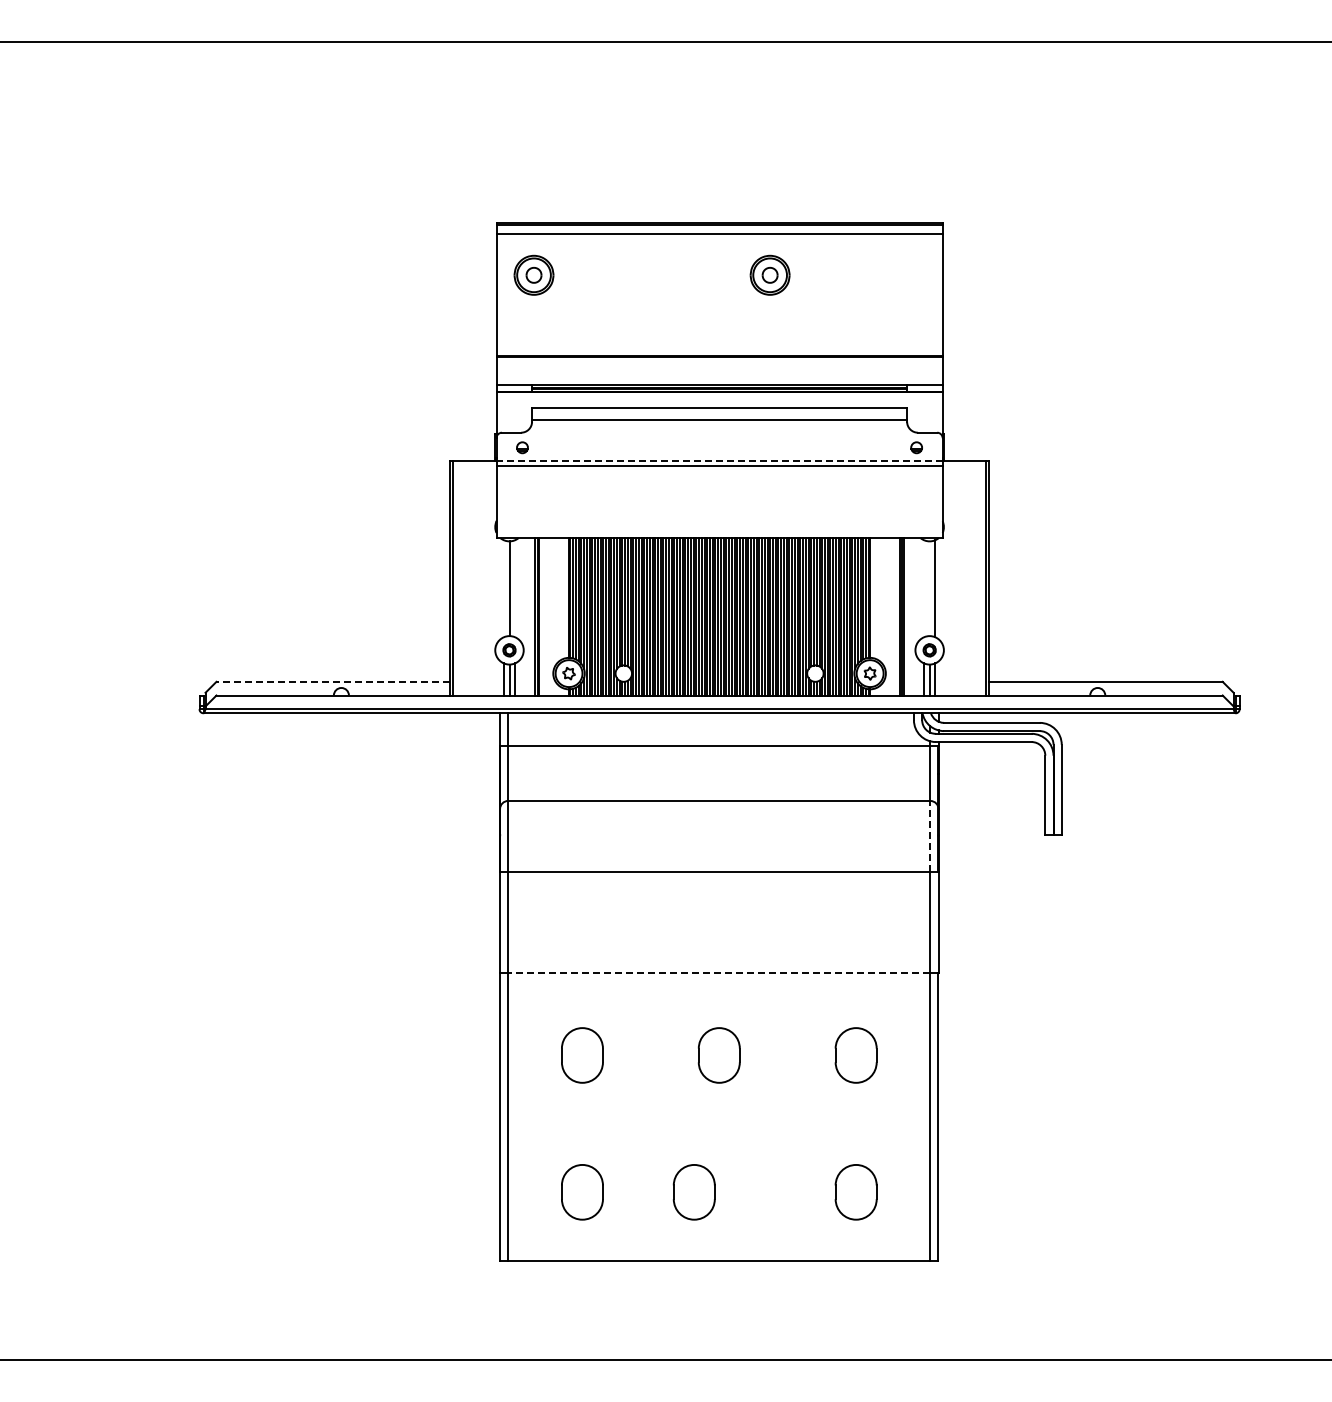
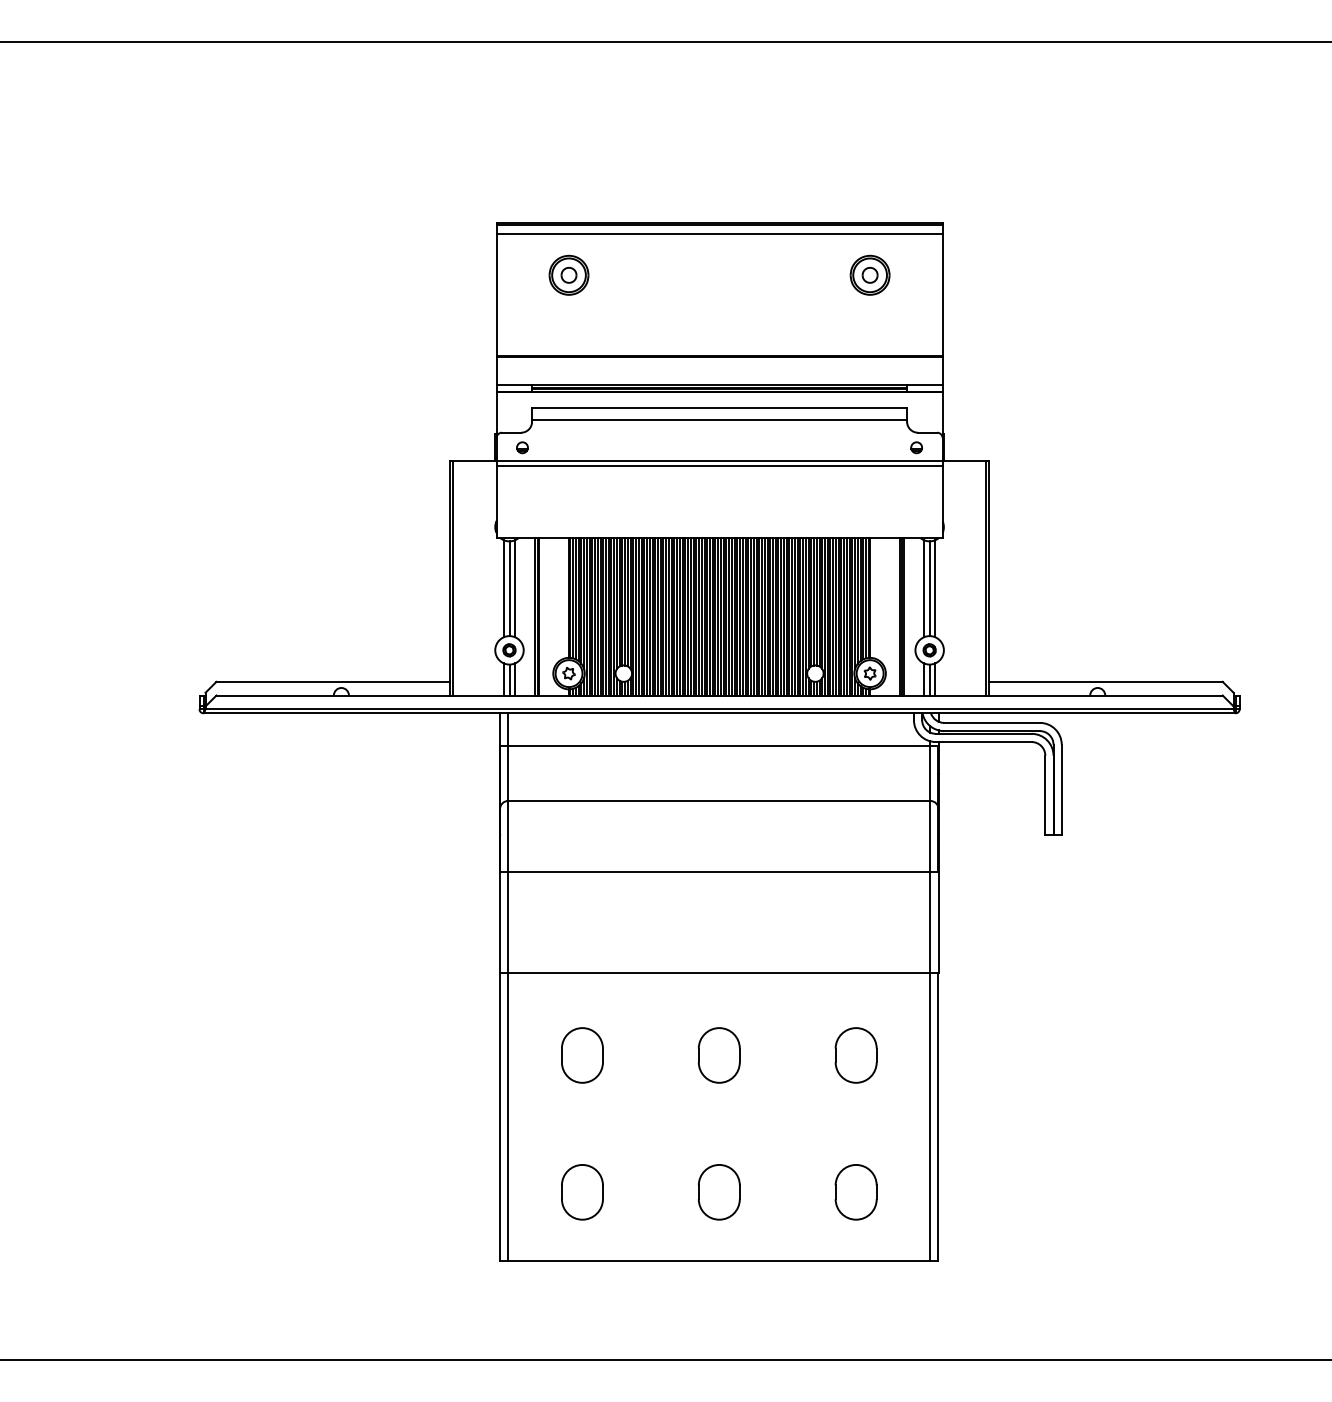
part position: (533, 274) -> (568, 274) (568, 274)
part position: (769, 274) -> (869, 274) (869, 274)
line: dashed -> solid (719, 461)
line: none -> present (504, 588)
line: none -> present (514, 588)
line: none -> present (924, 588)
line: none -> present (929, 588)
line: dashed -> solid (333, 681)
line: dashed -> solid (930, 836)
line: dashed -> solid (718, 973)
part position: (693, 1192) -> (718, 1192) (718, 1192)
